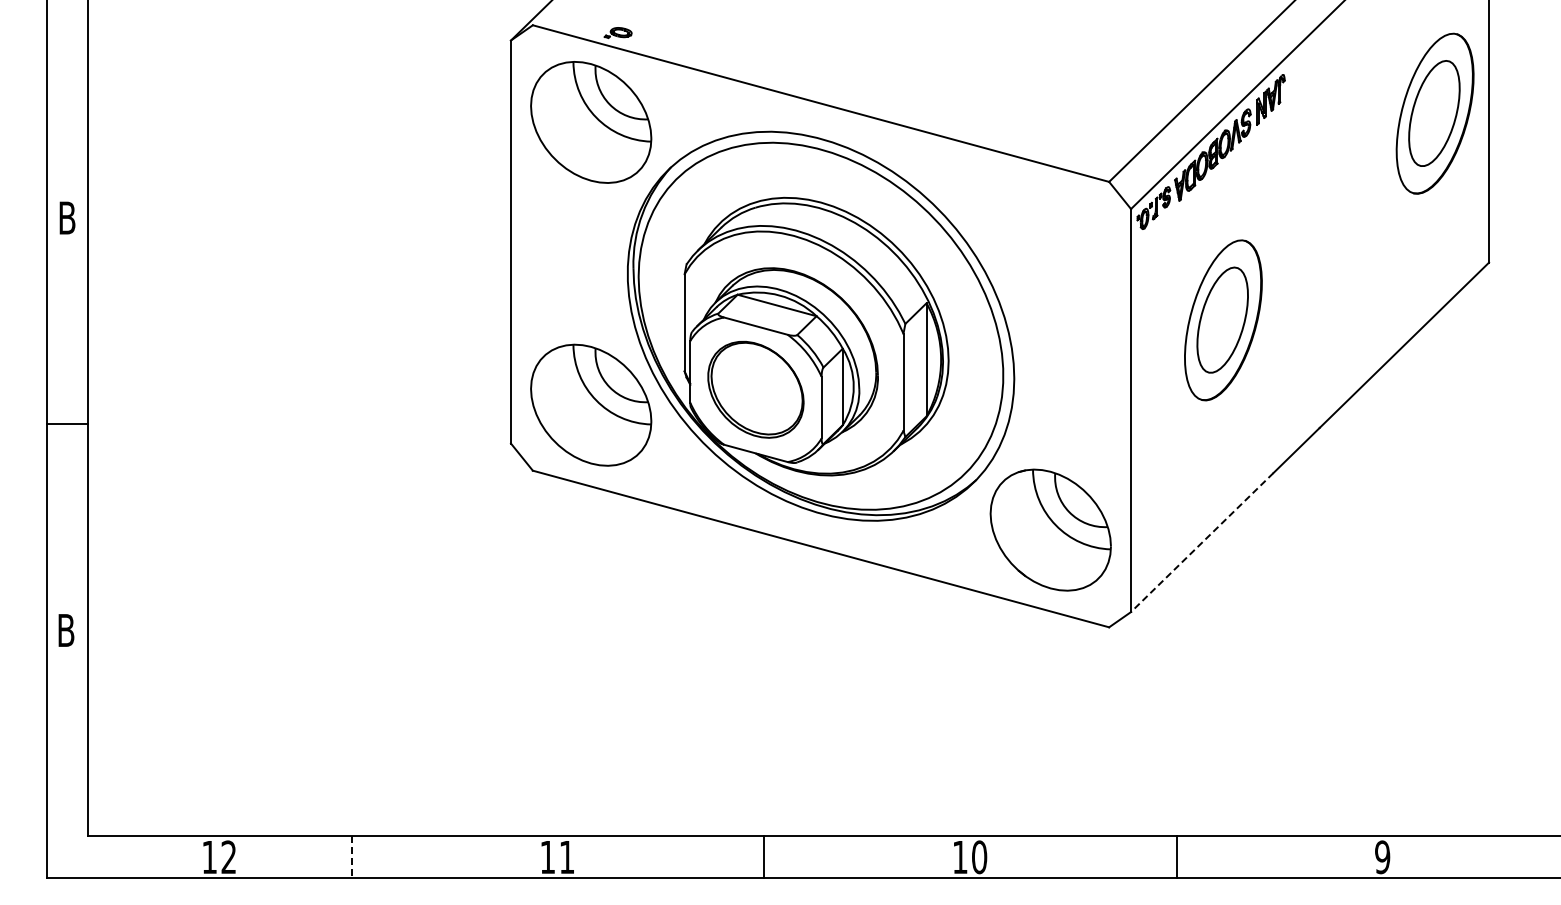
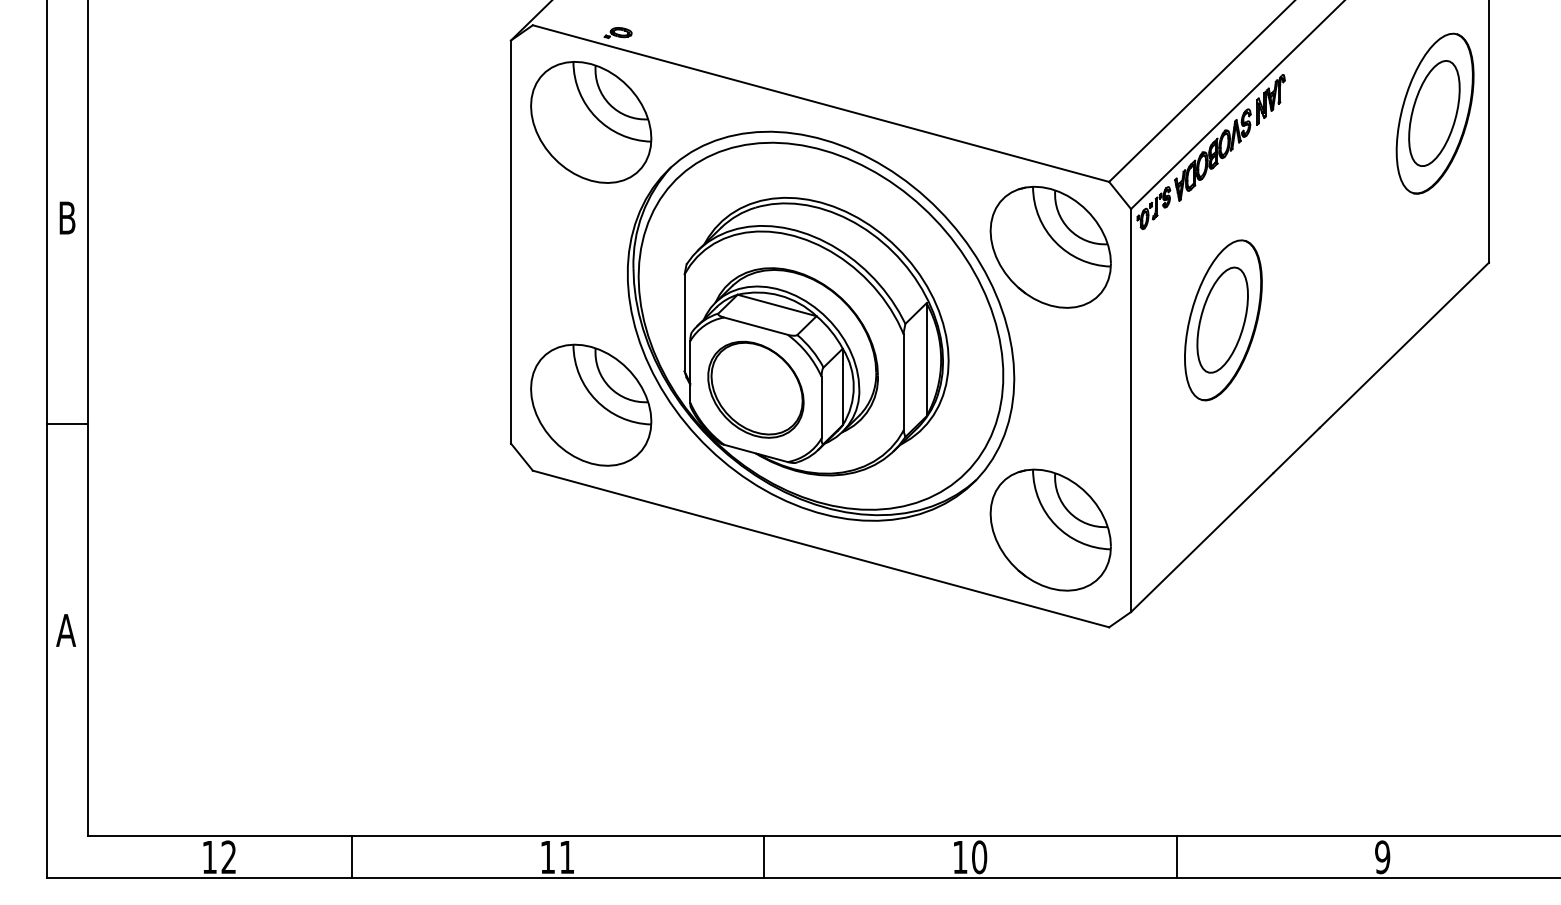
part: none -> present (1050, 246)
line: dashed -> solid (1202, 542)
text: B -> A (66, 630)
line: dashed -> solid (352, 857)
